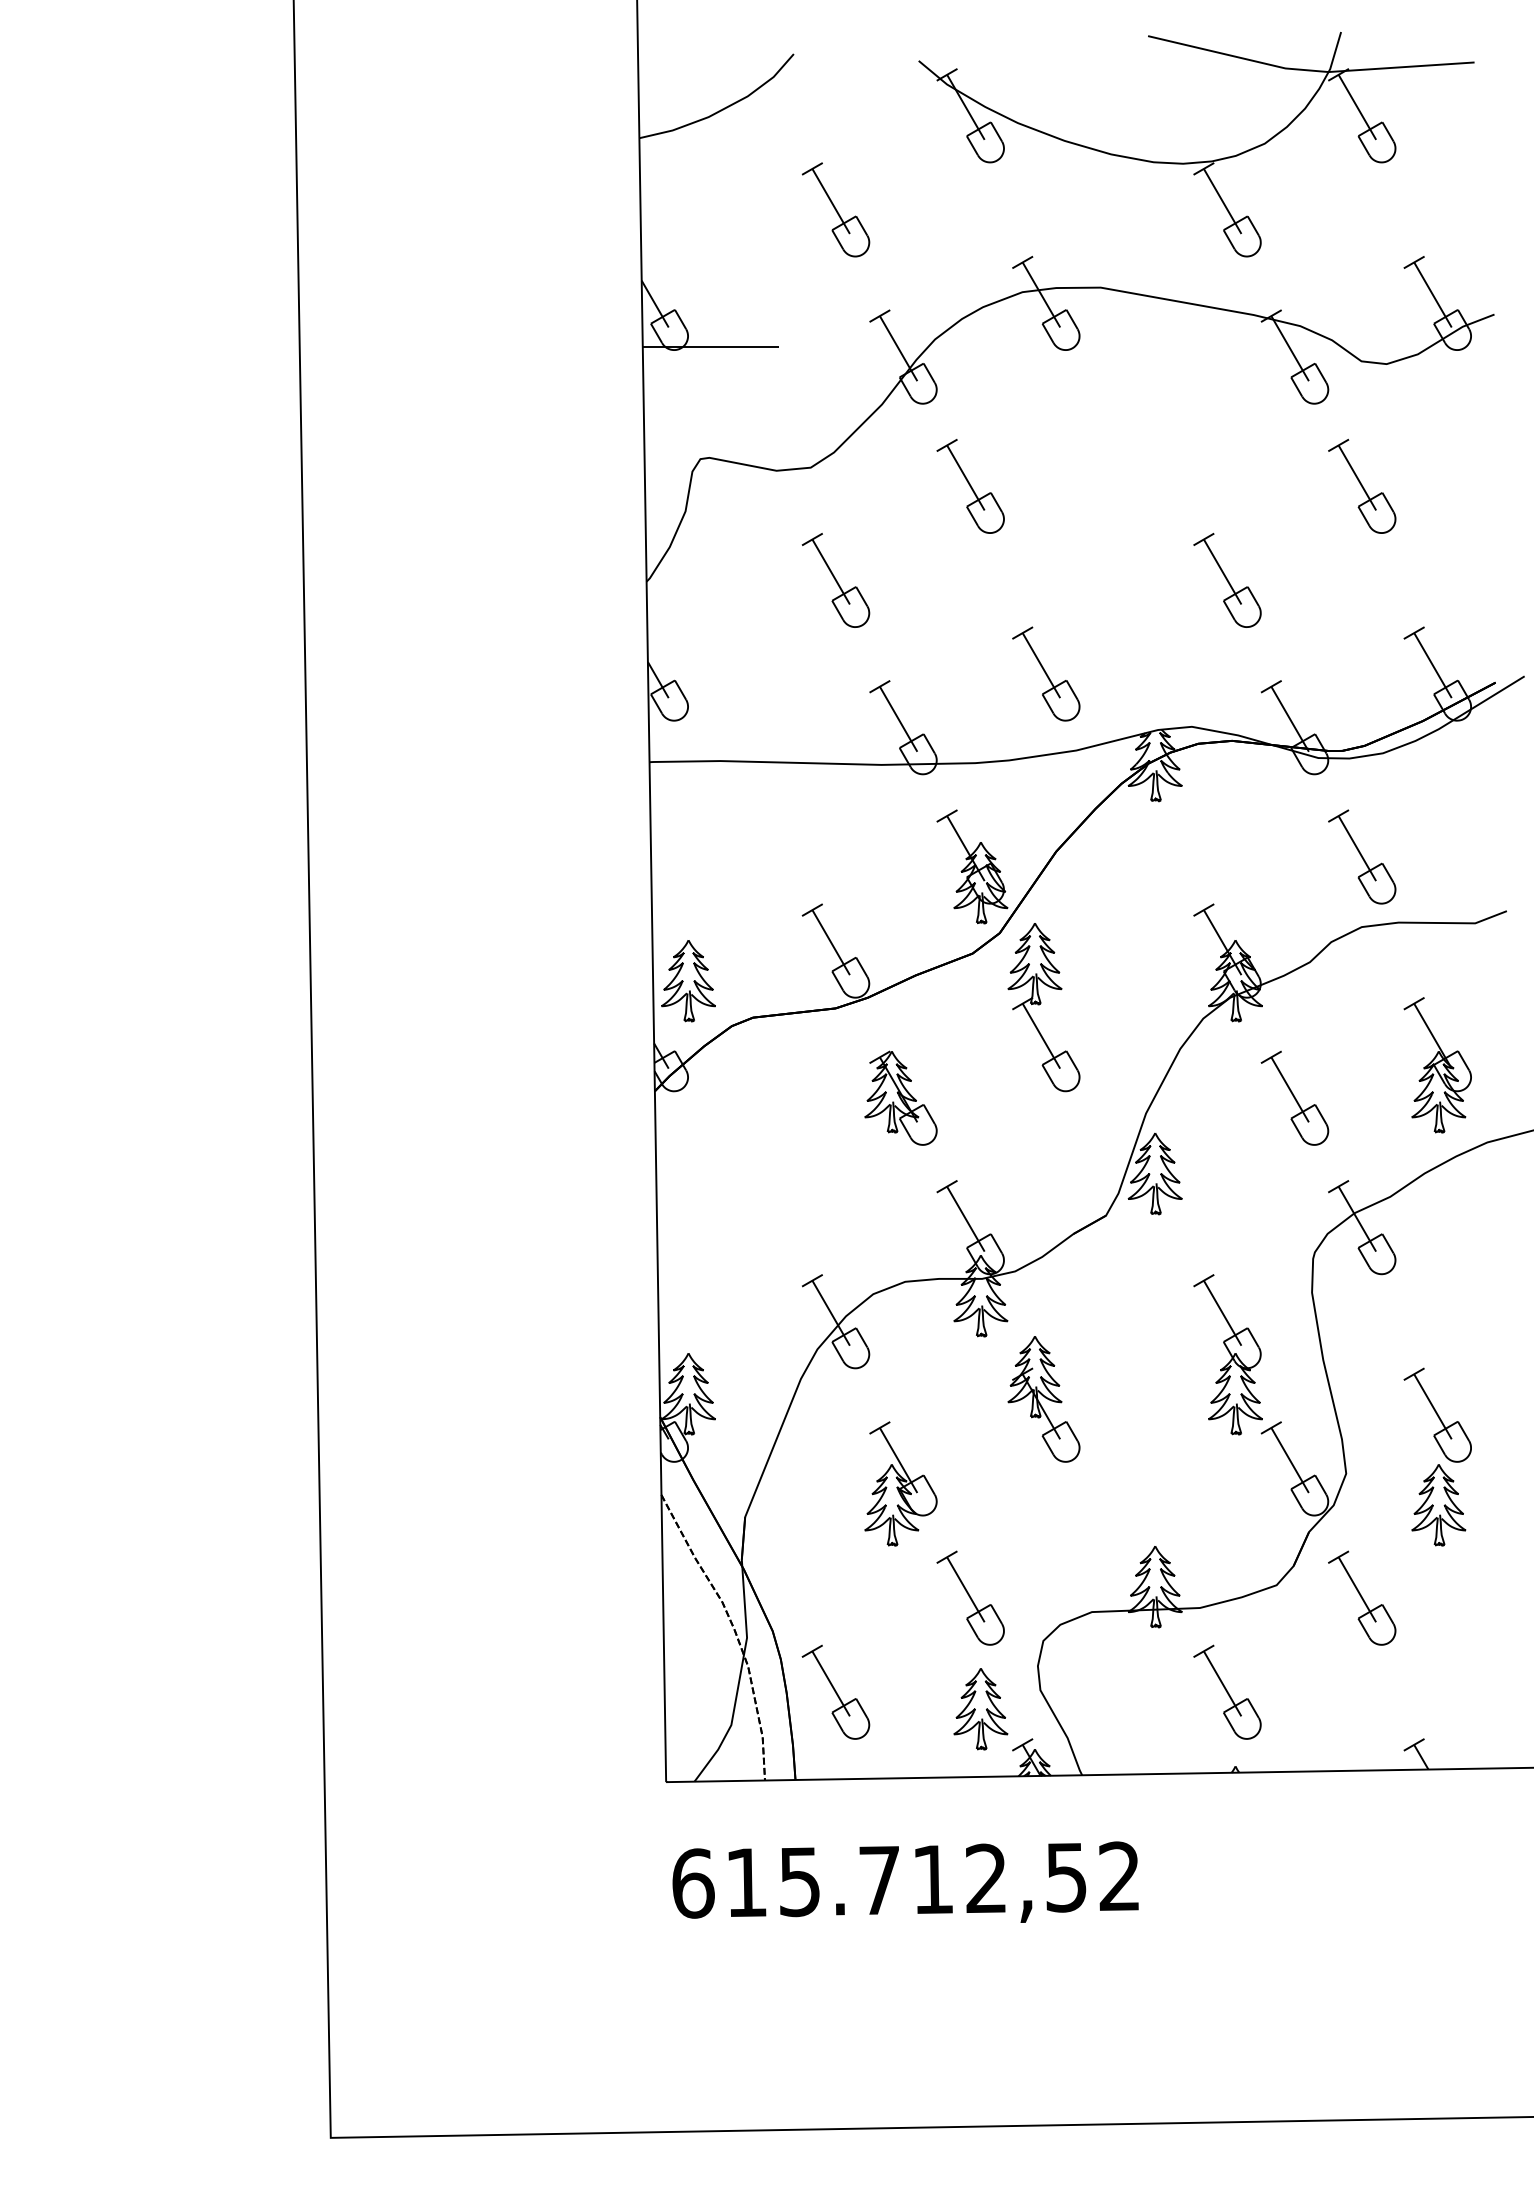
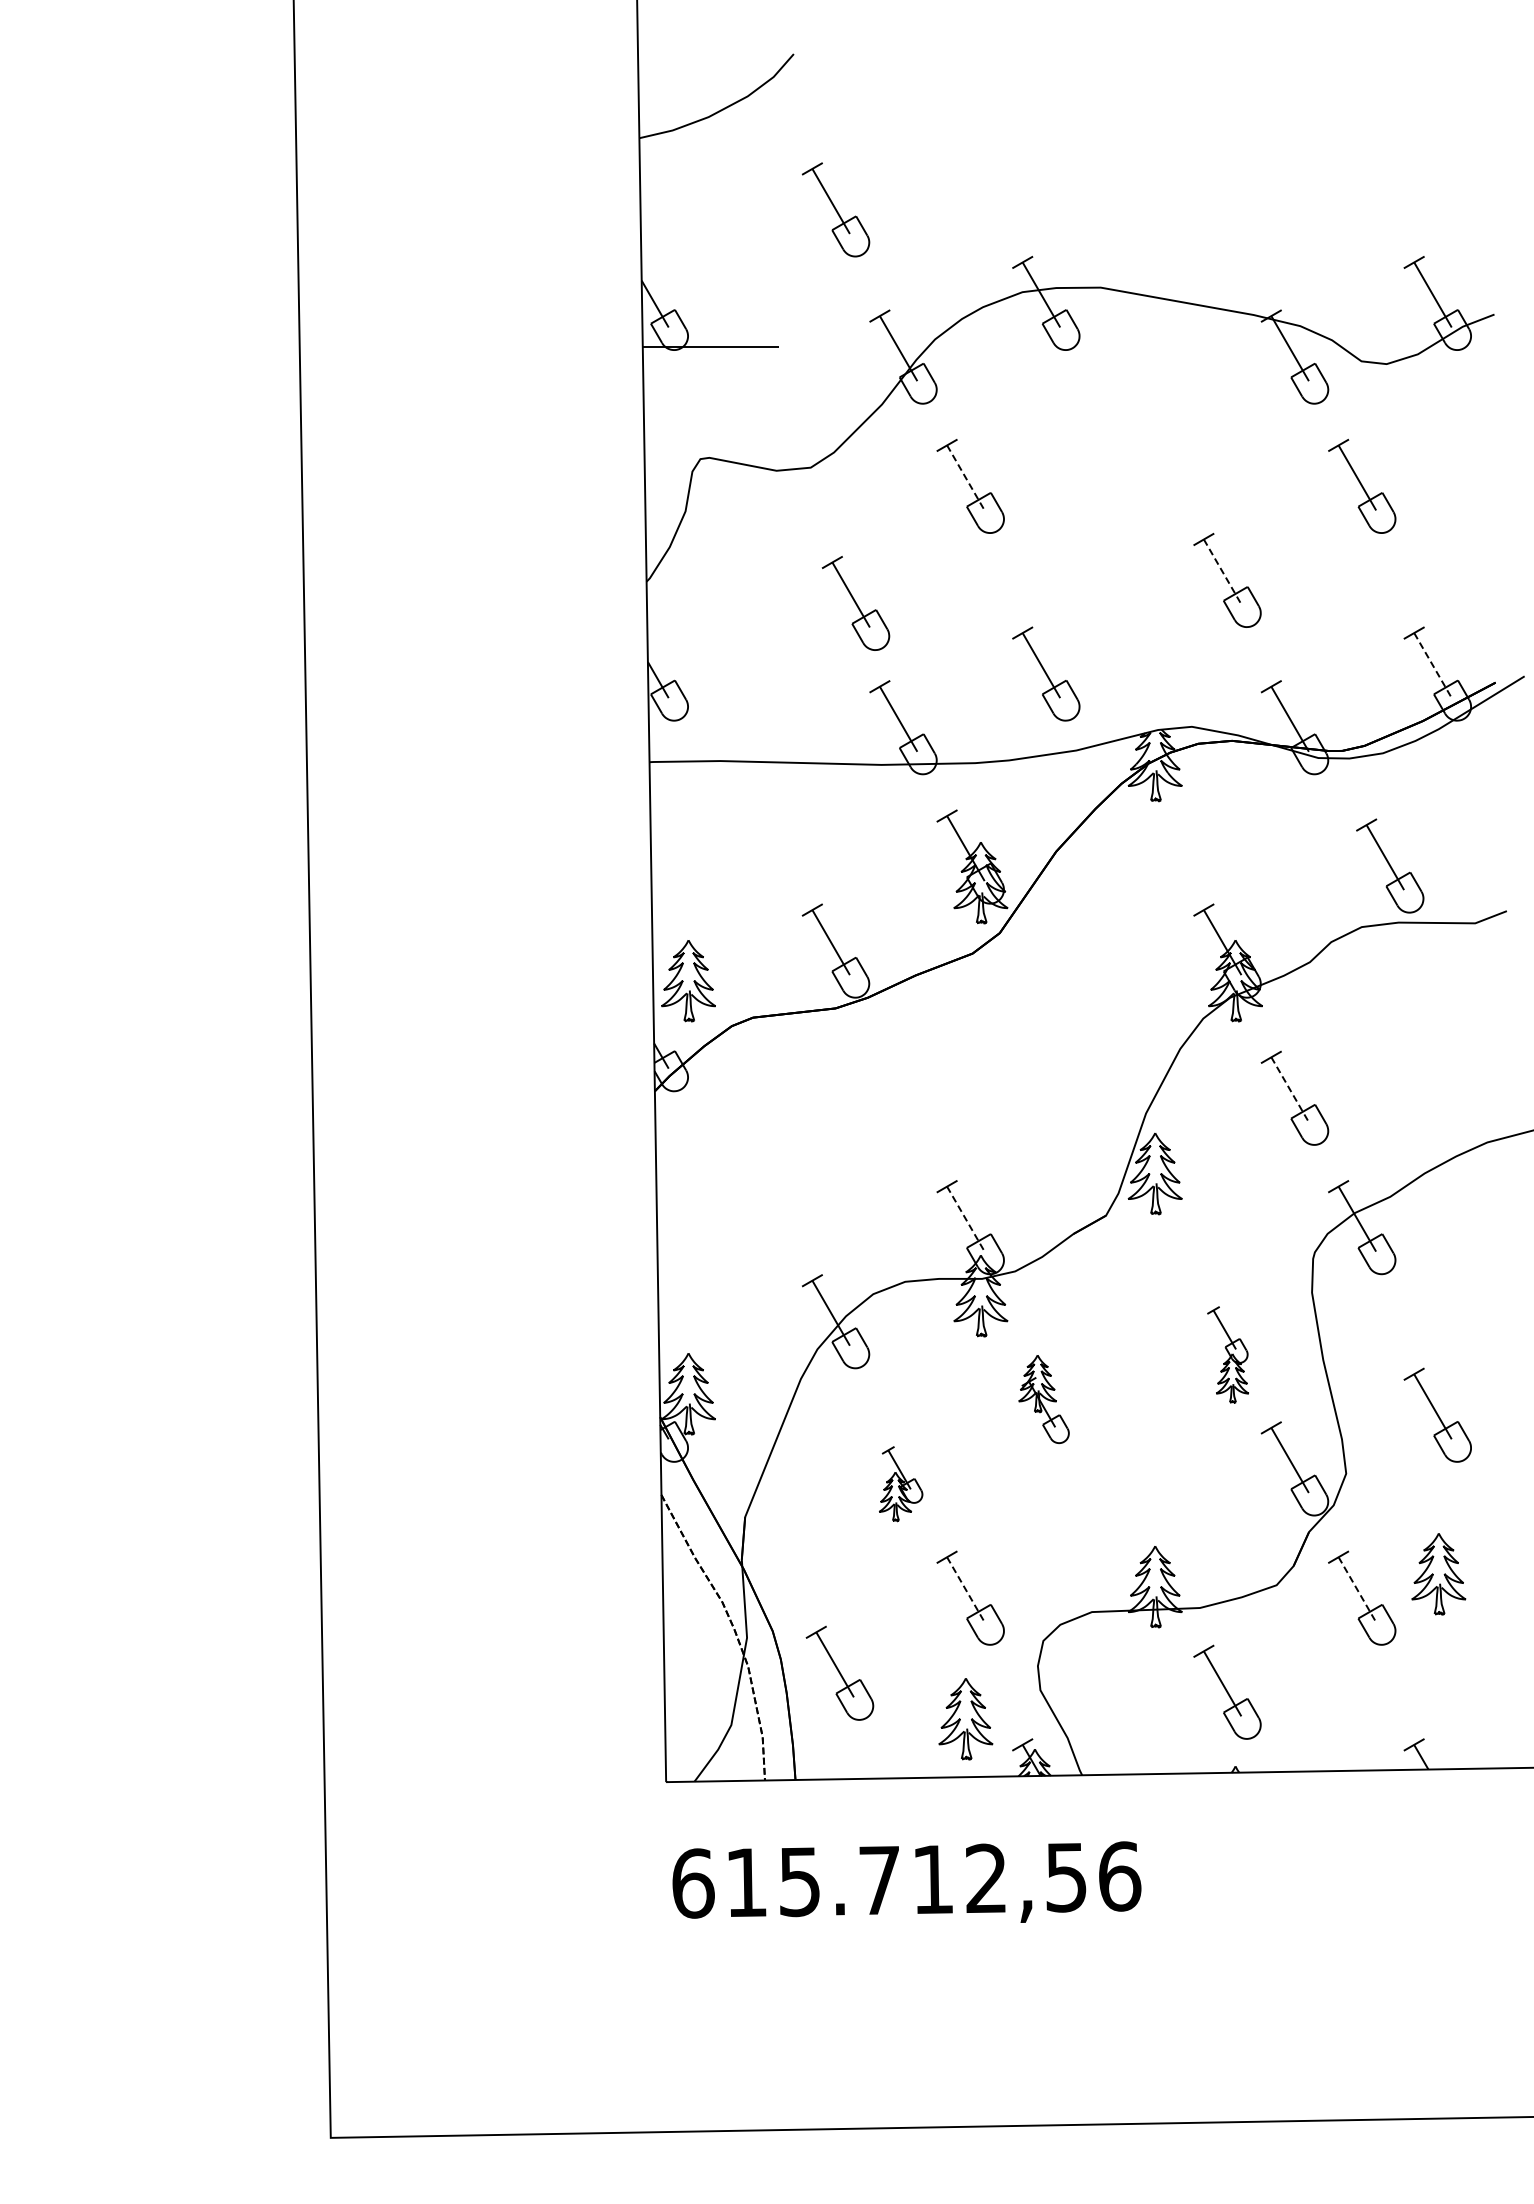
part: present -> none (1196, 161)
line: solid -> dashed (965, 477)
line: solid -> dashed (1222, 572)
part position: (835, 580) -> (855, 603) (855, 603)
line: solid -> dashed (1432, 665)
part position: (1362, 856) -> (1390, 865) (1390, 865)
part: present -> none (1043, 1007)
part: present -> none (1437, 1065)
line: solid -> dashed (1290, 1089)
part: present -> none (900, 1097)
line: solid -> dashed (965, 1219)
part size: 70x162 px -> 42x98 px (1227, 1354)
part size: 74x127 px -> 52x89 px (1043, 1399)
part size: 74x126 px -> 45x77 px (901, 1484)
part position: (1438, 1505) -> (1438, 1574) (1438, 1574)
line: solid -> dashed (965, 1589)
line: solid -> dashed (1357, 1589)
part position: (835, 1691) -> (839, 1672) (839, 1672)
part position: (980, 1709) -> (965, 1719) (965, 1719)
text: 615.712,52 -> 615.712,56 (1120, 1876)
